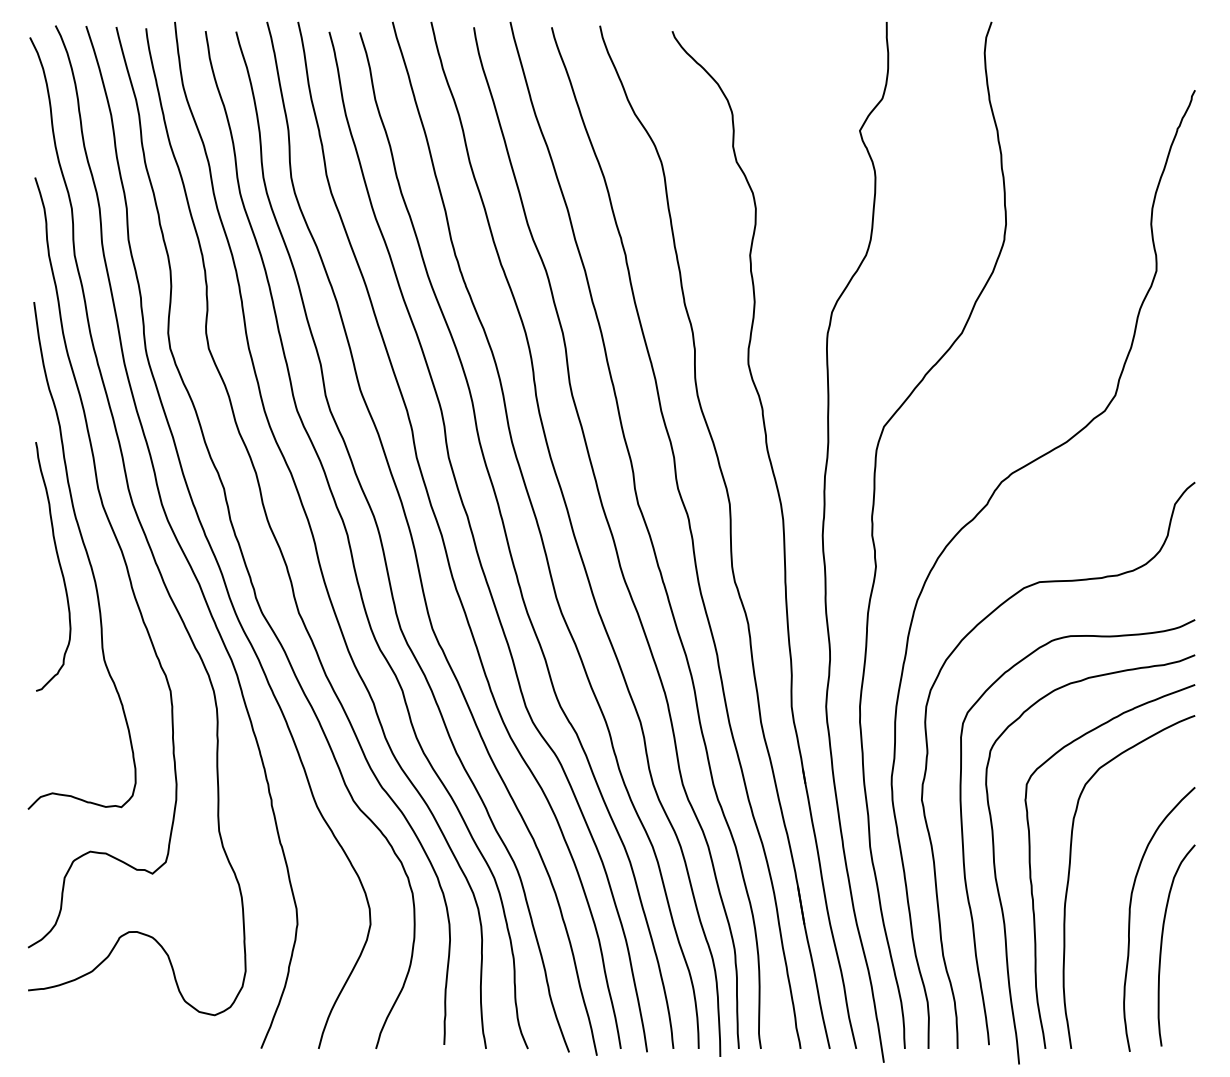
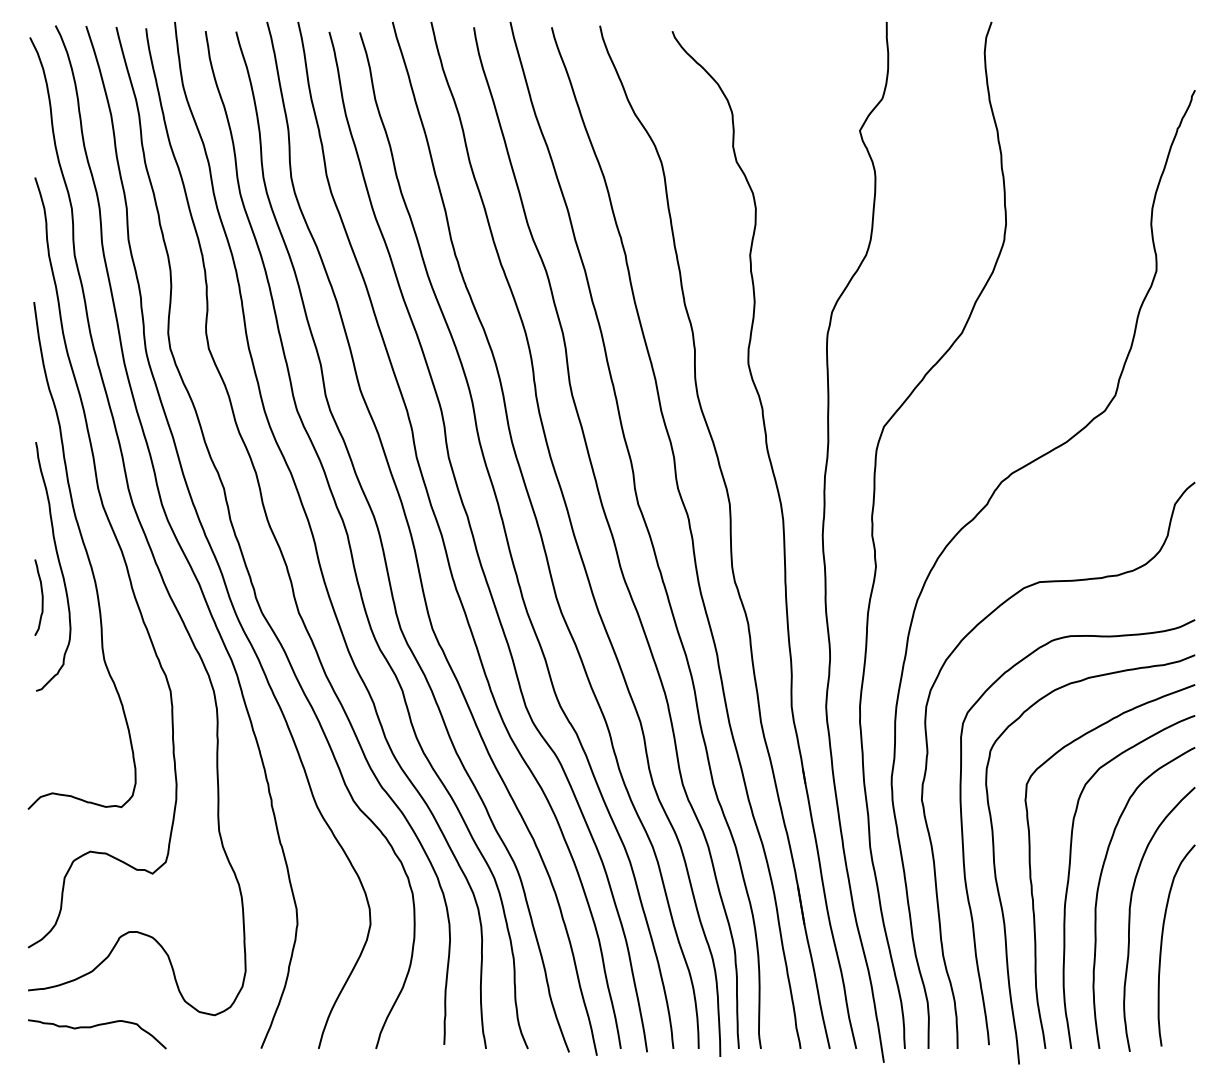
curve: none -> present (41, 597)
curve: none -> present (1099, 887)
curve: none -> present (94, 1027)
